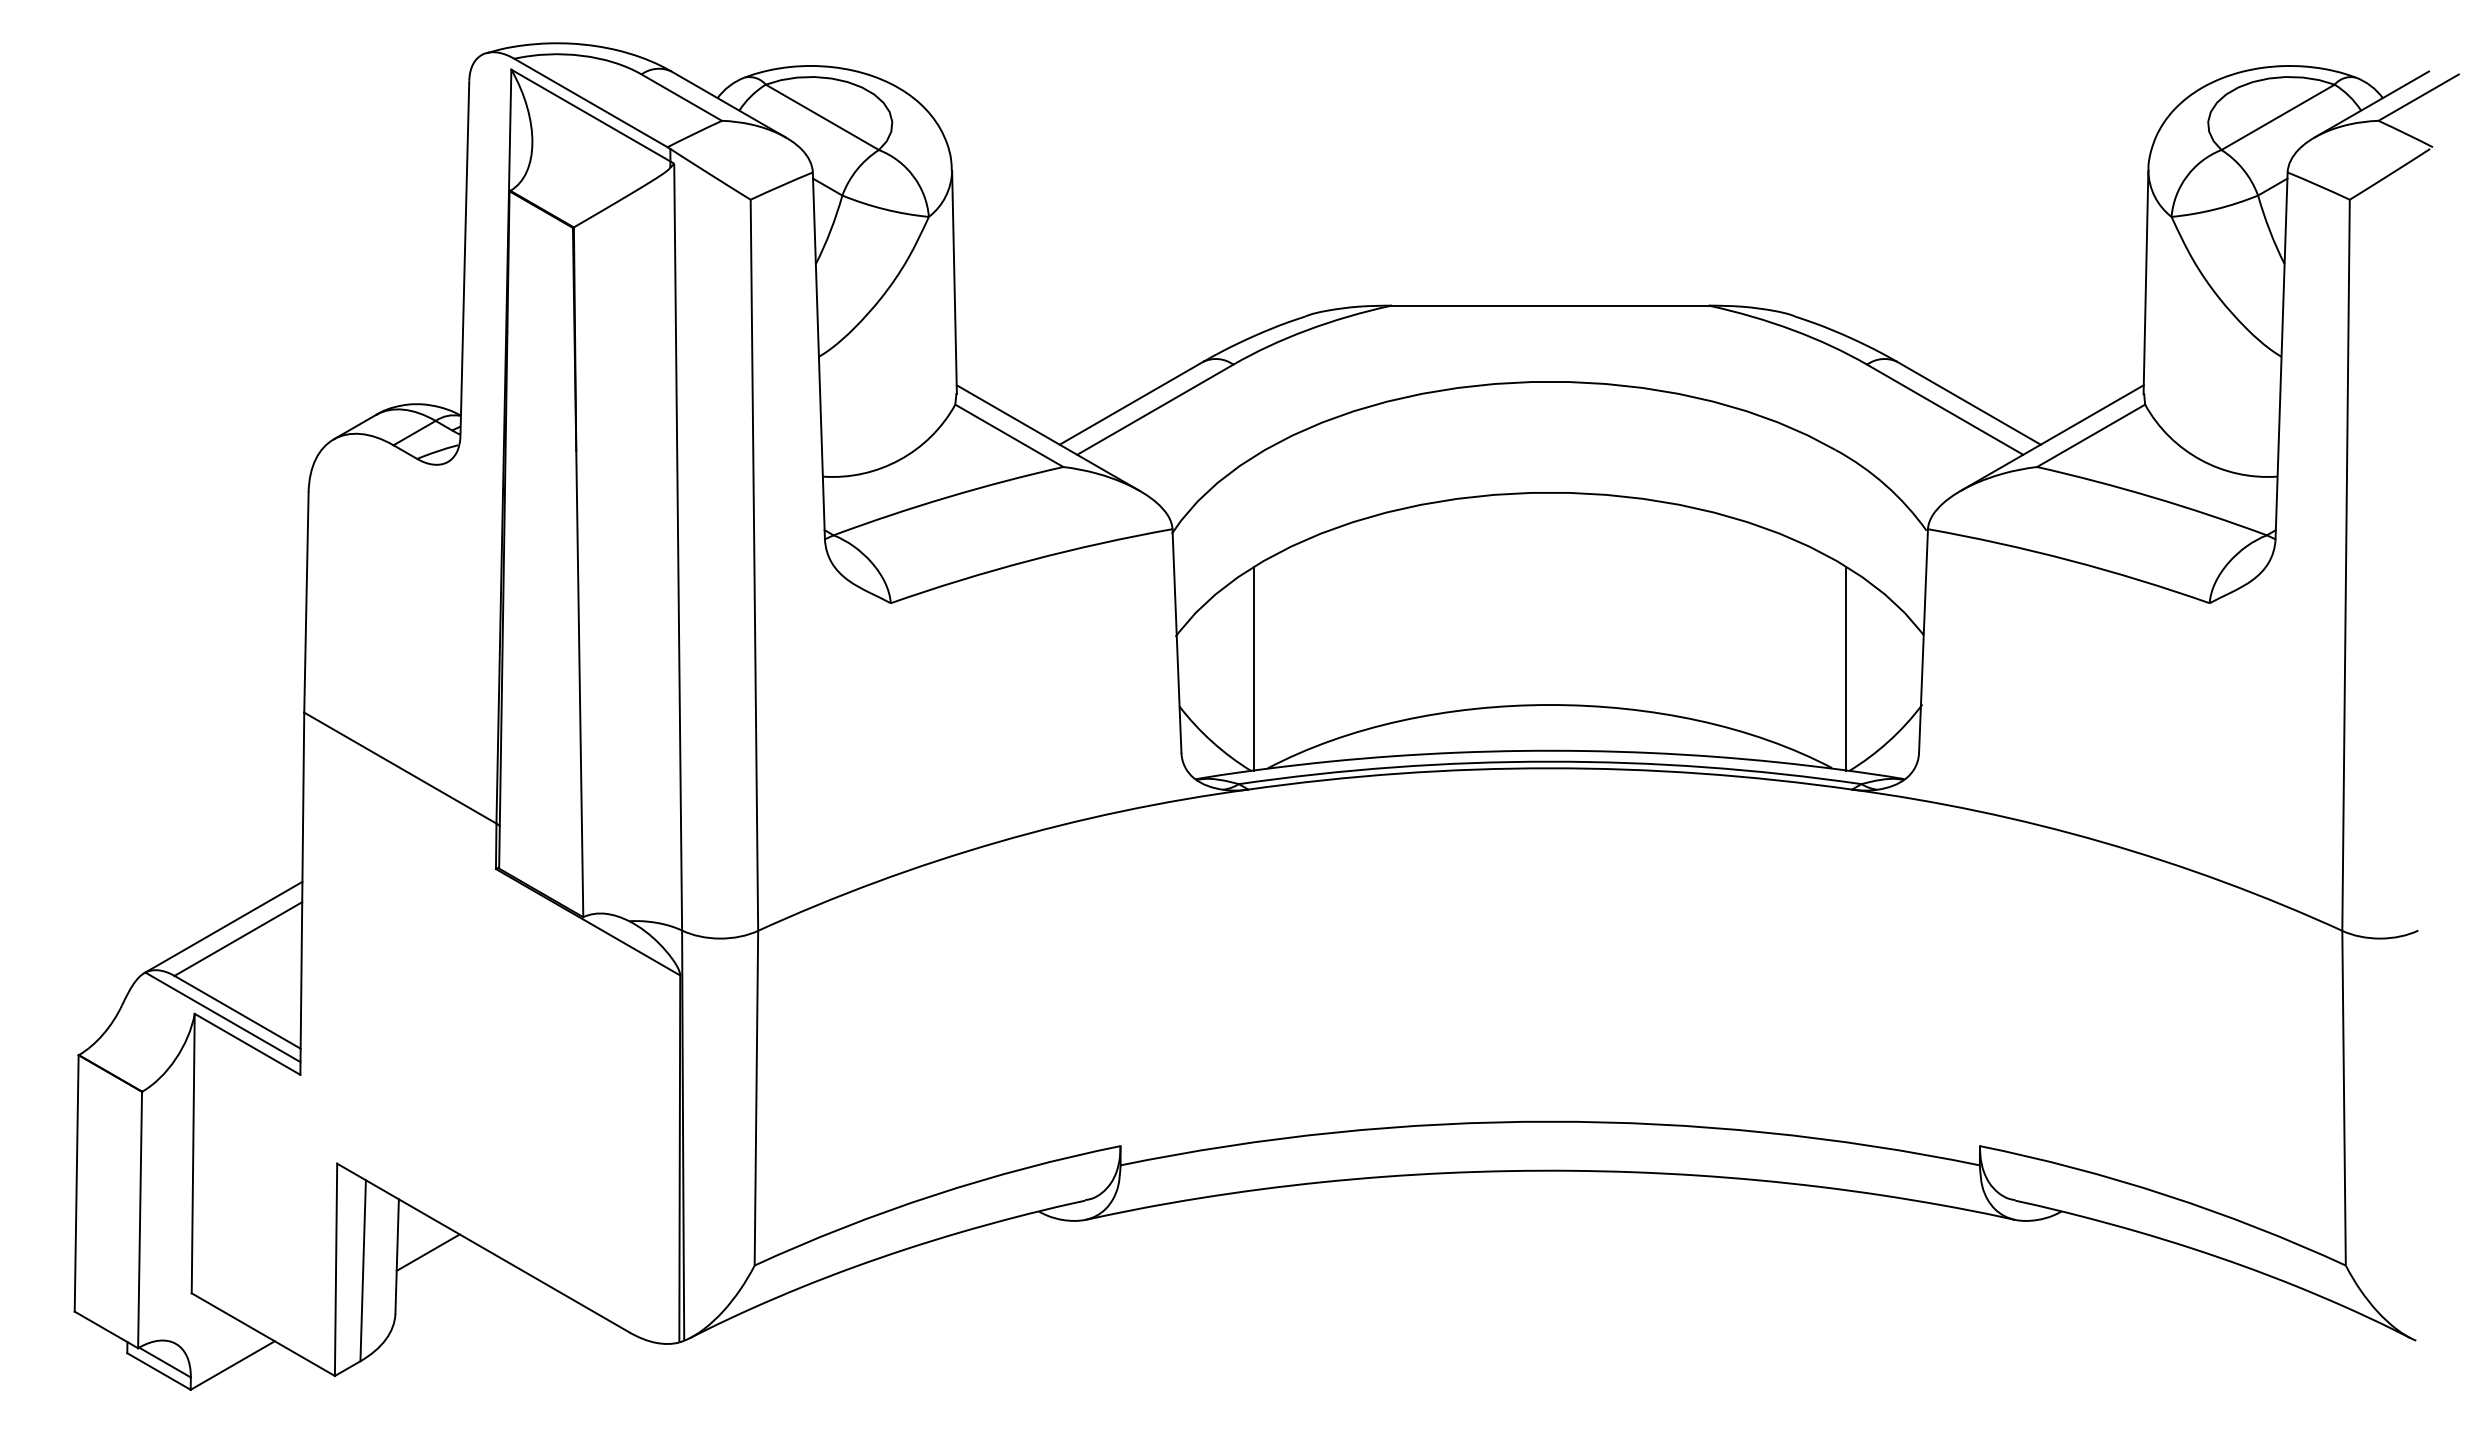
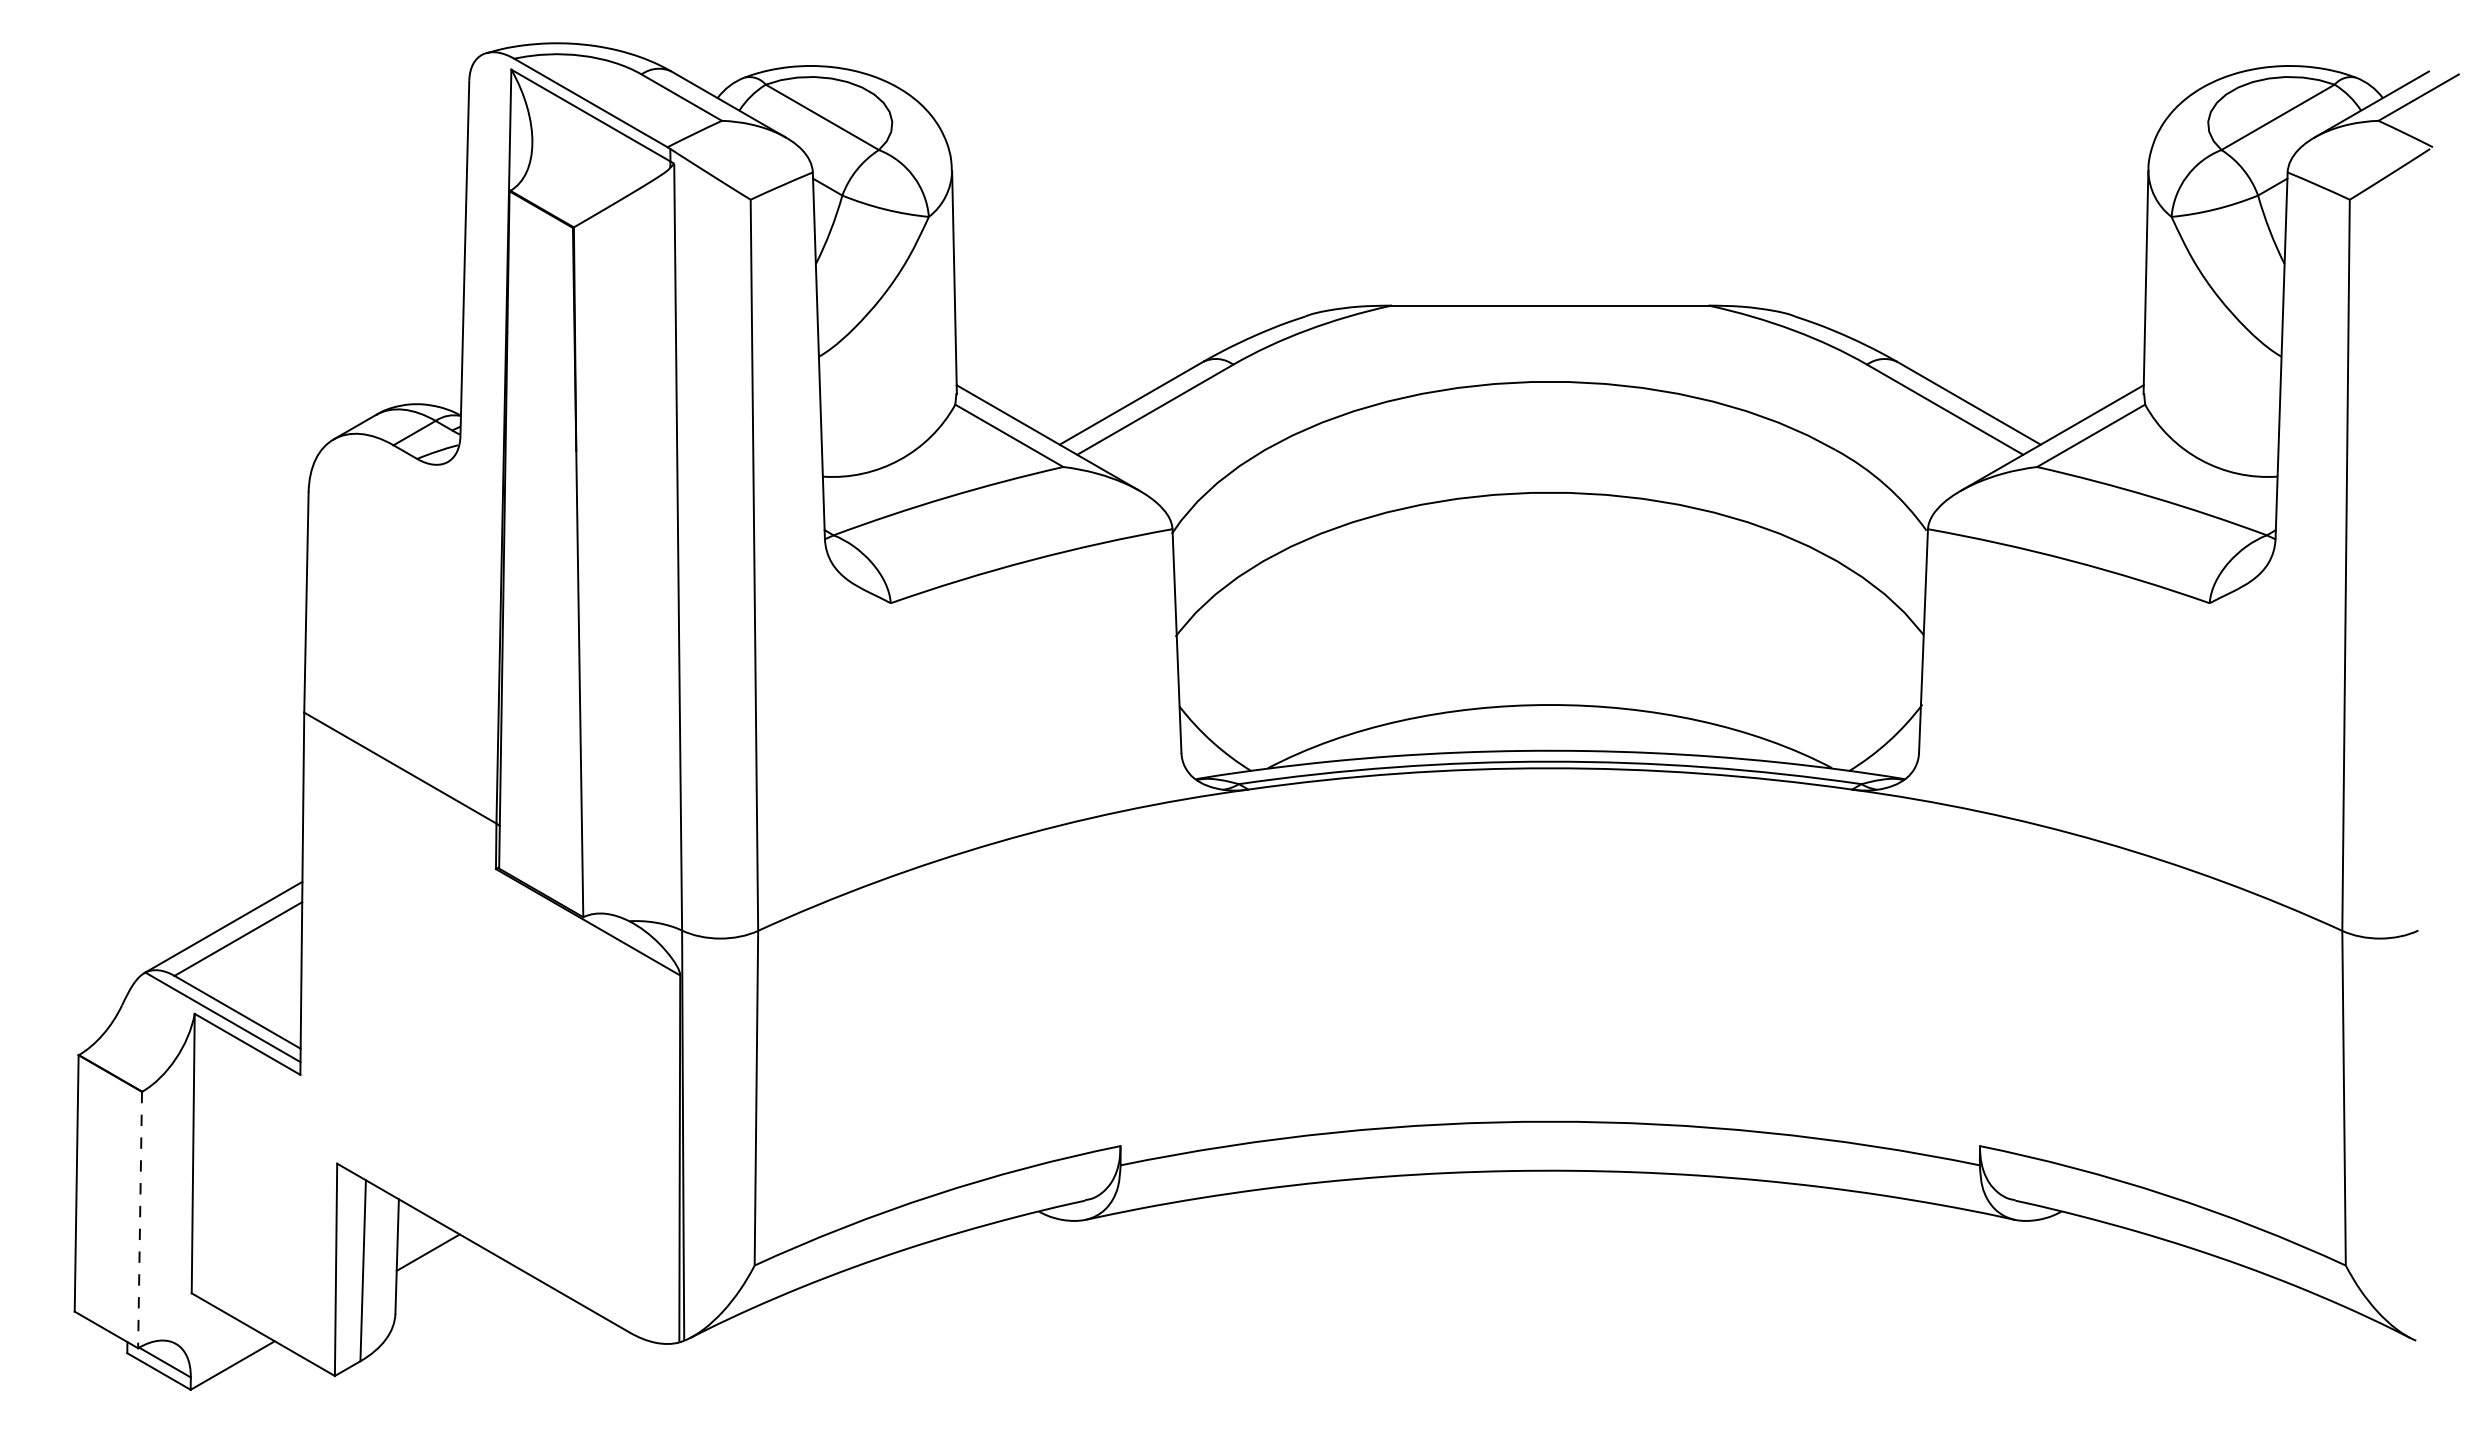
line: present -> none (1254, 668)
line: present -> none (1846, 668)
line: solid -> dashed (140, 1220)
